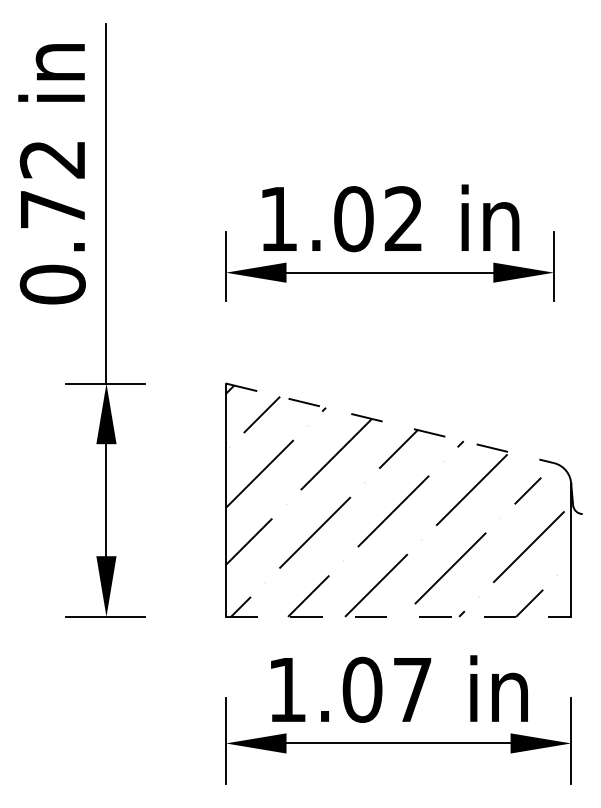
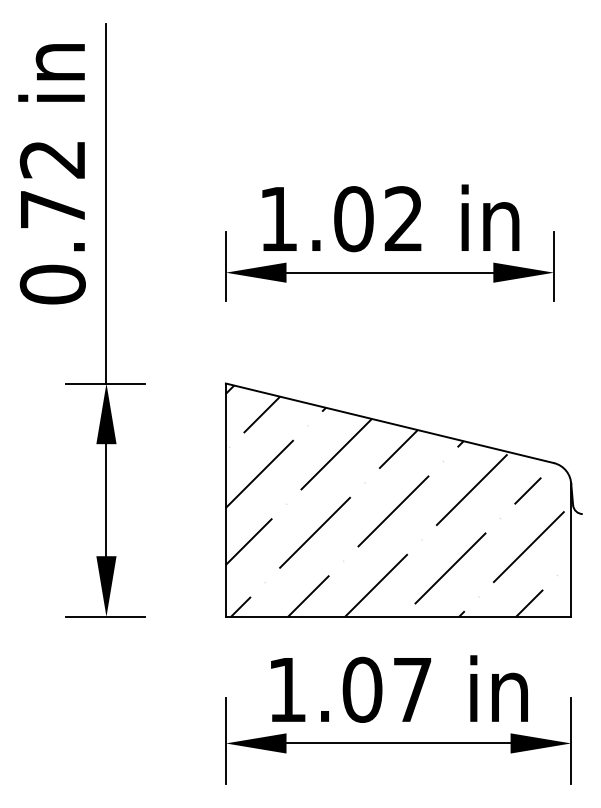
line: dashed -> solid (389, 423)
line: dashed -> solid (398, 616)
